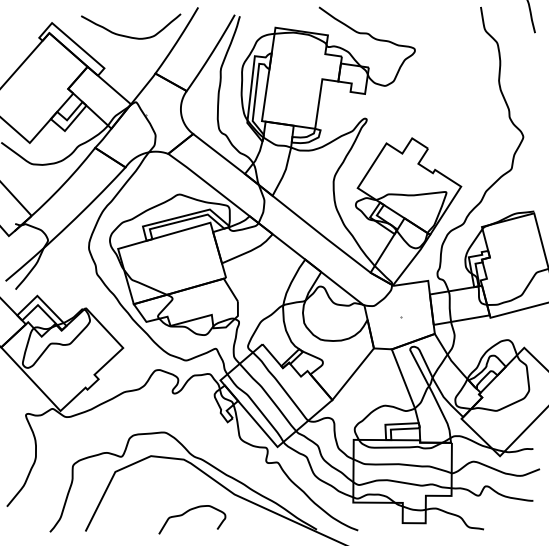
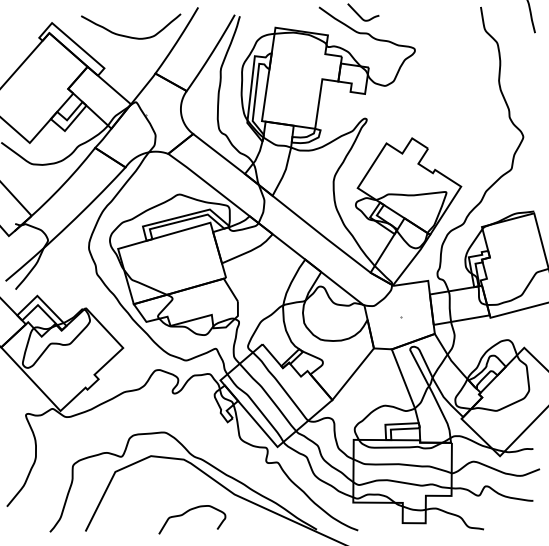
curve: none -> present (360, 15)
